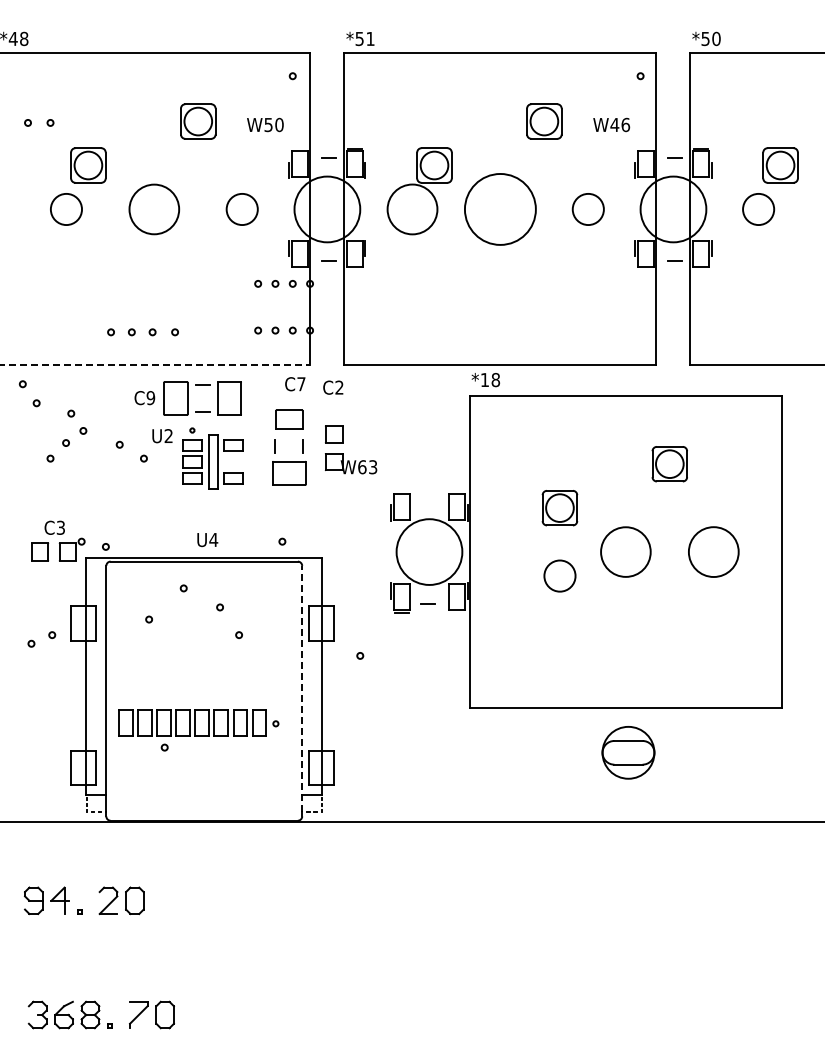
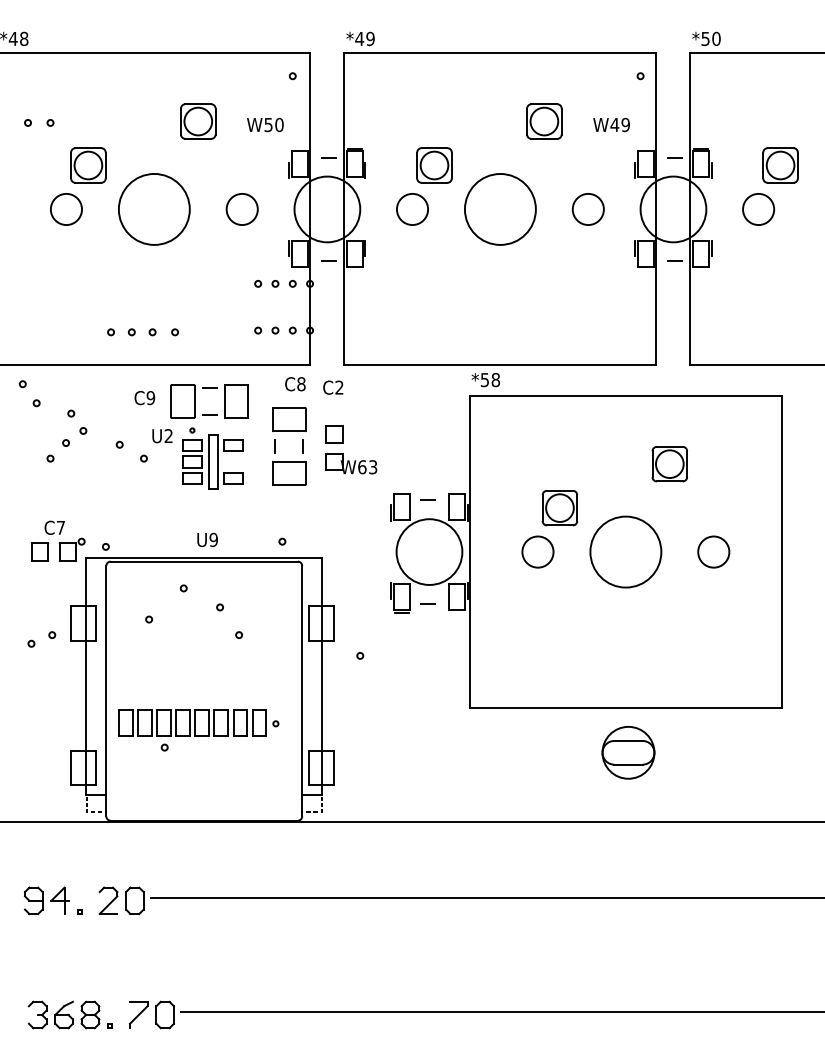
text: *51 -> *49 (364, 38)
text: W46 -> W49 (625, 124)
circle diameter: 50 px -> 71 px (153, 209)
circle diameter: 50 px -> 31 px (412, 209)
line: dashed -> solid (155, 365)
text: *18 -> *58 (484, 380)
text: C7 -> C8 (301, 384)
part position: (202, 385) -> (209, 388) (209, 388)
part size: 29x21 px -> 35x26 px (289, 419)
line: none -> present (427, 499)
text: C3 -> C7 (60, 527)
text: U4 -> U9 (213, 539)
circle diameter: 50 px -> 71 px (625, 551)
circle diameter: 50 px -> 31 px (713, 551)
circle position: (559, 575) -> (537, 551) (537, 551)
line: dashed -> solid (302, 688)
line: none -> present (485, 898)
line: none -> present (501, 1012)
